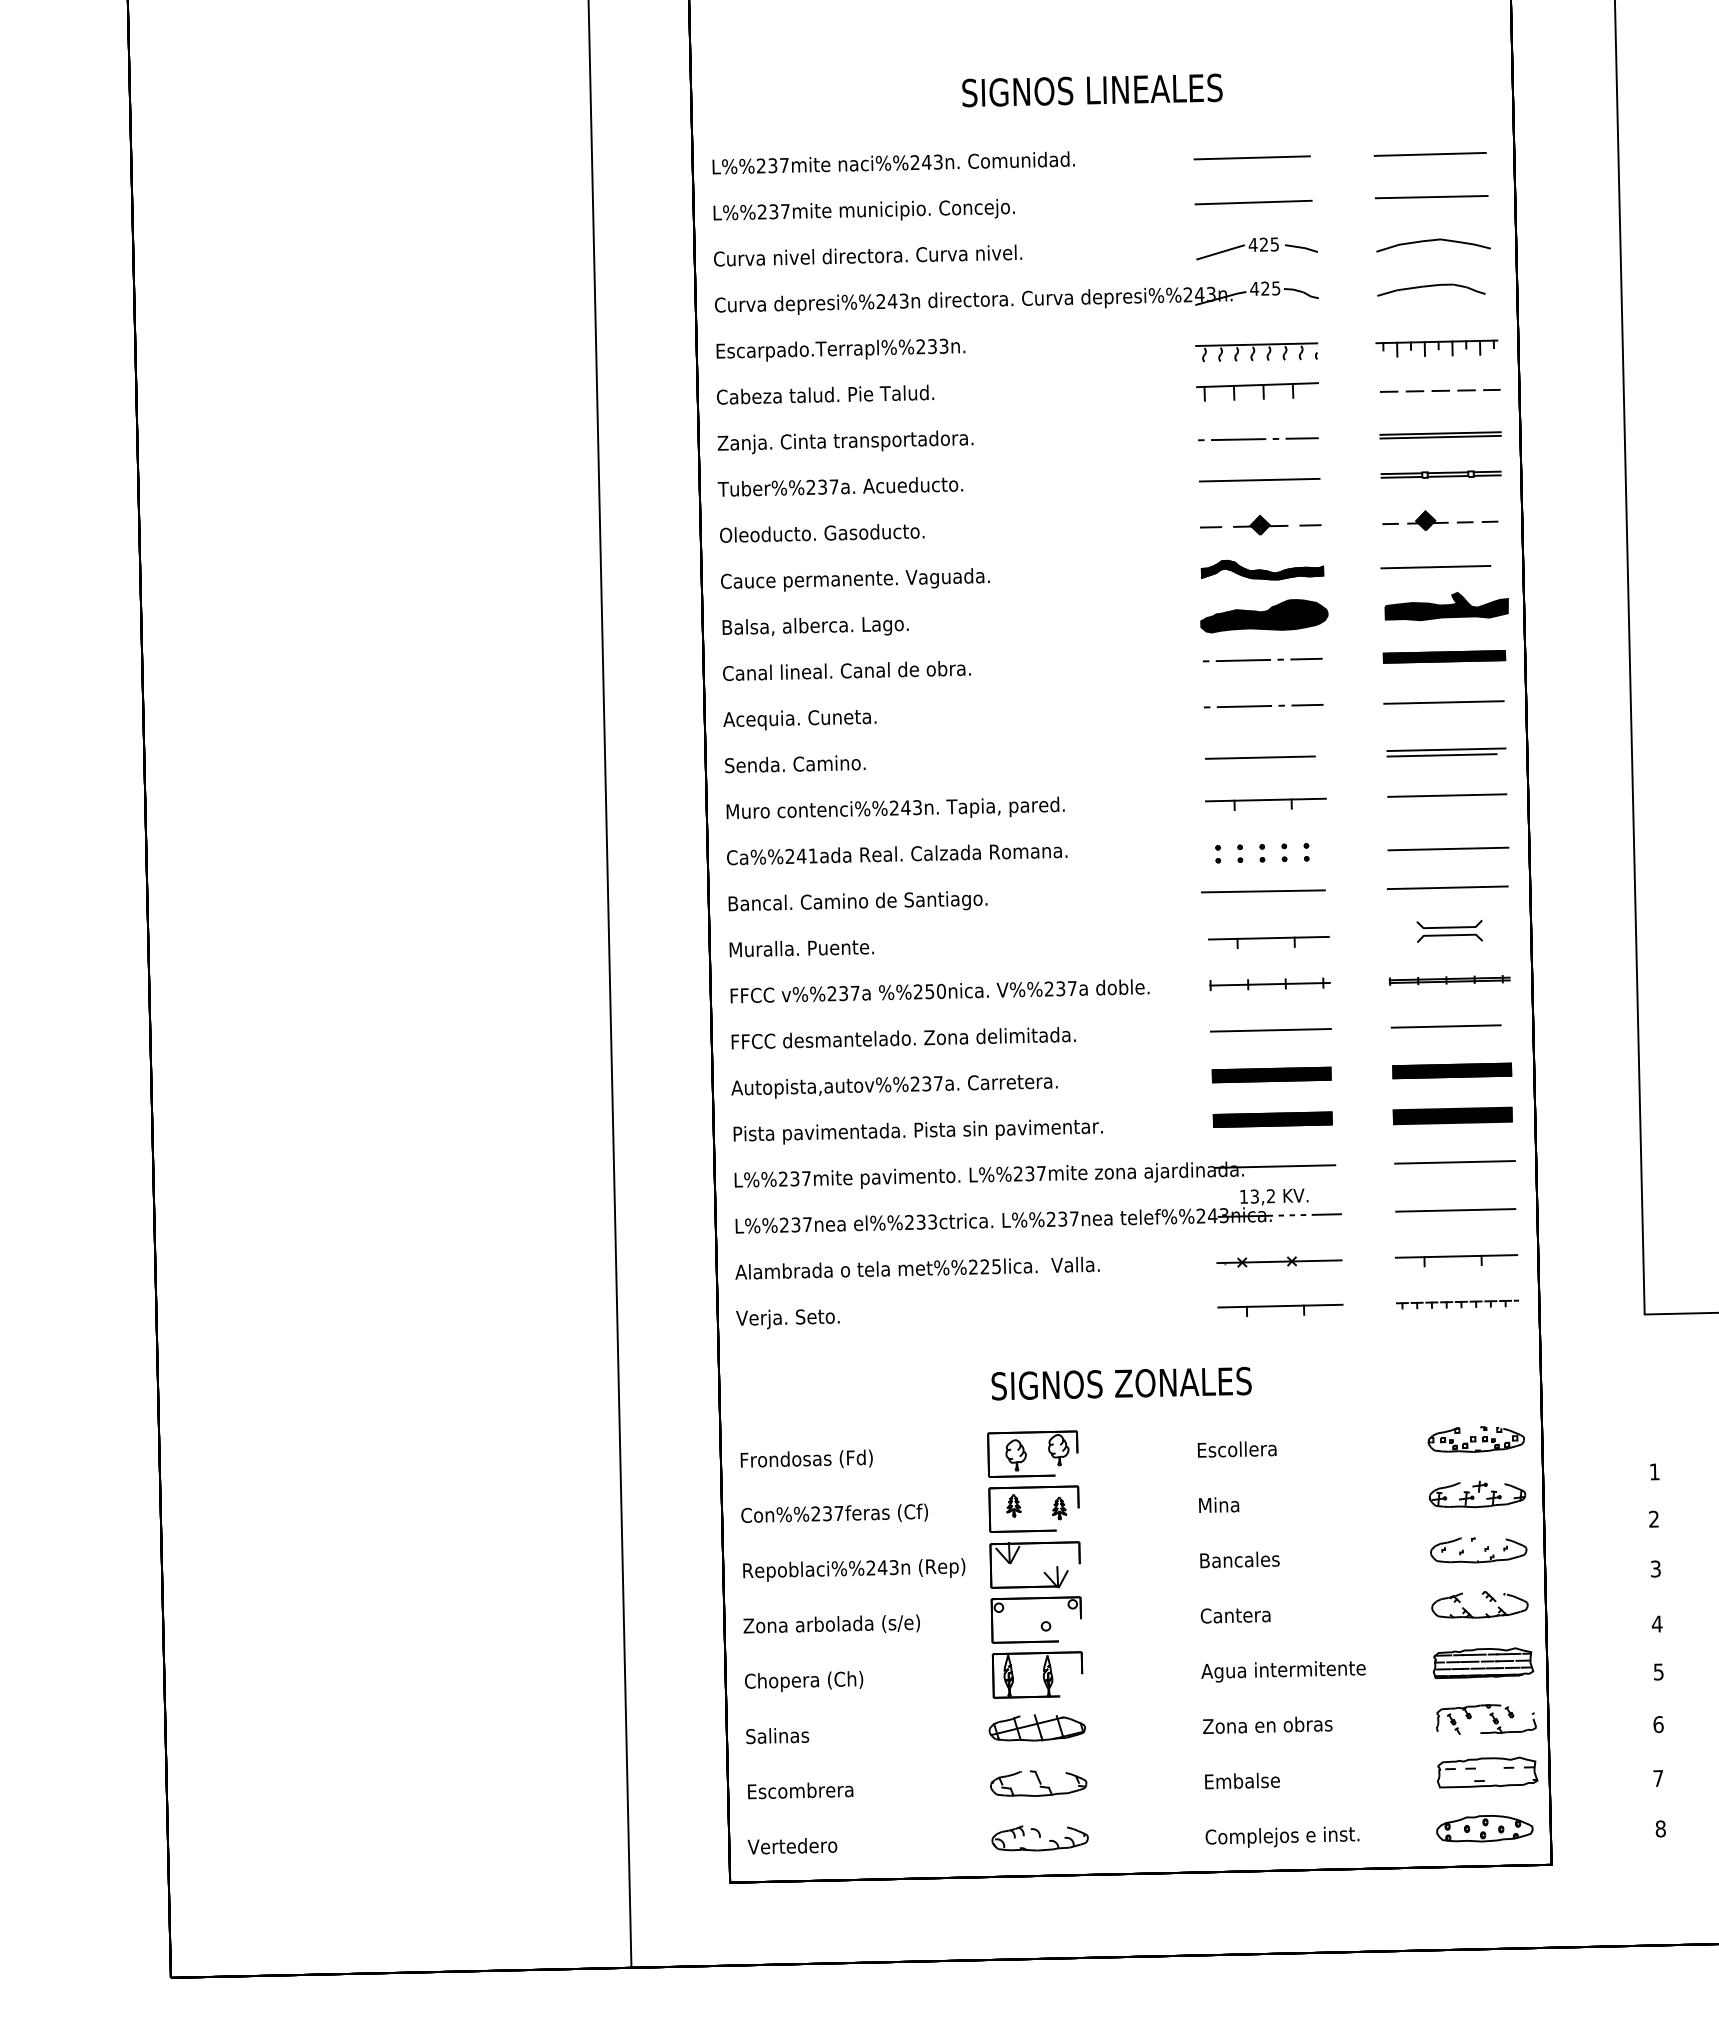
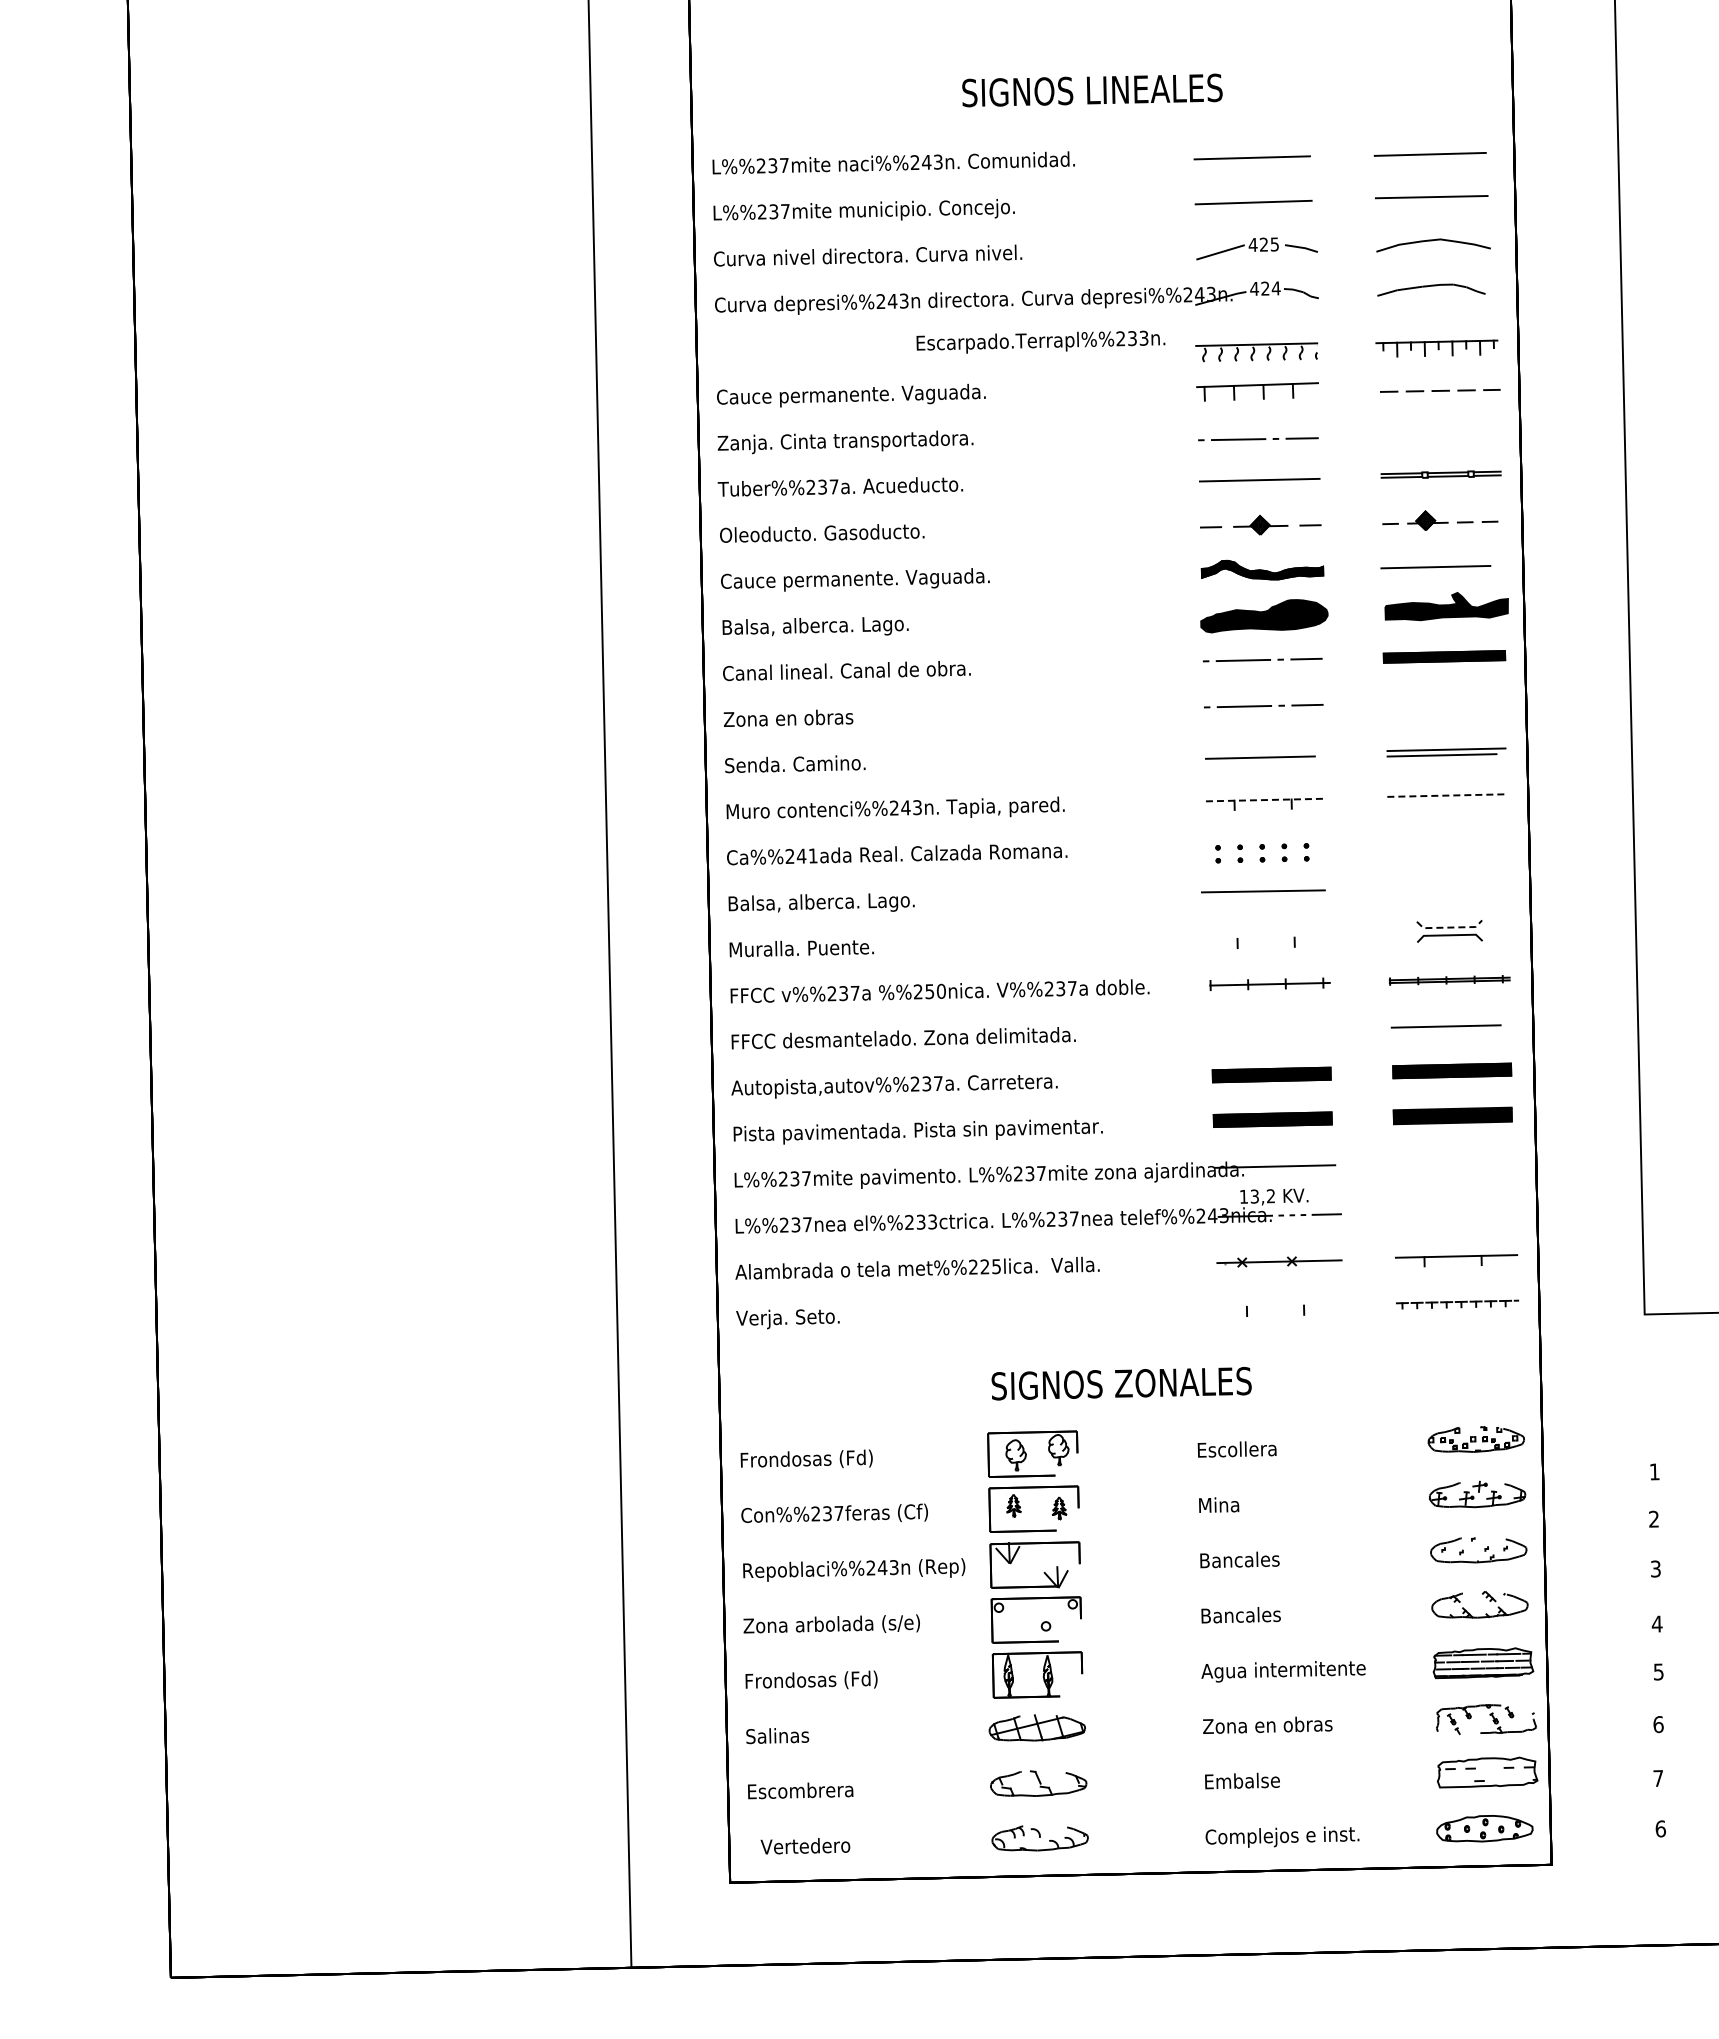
text: 425 -> 424 (1275, 288)
text position: (840, 349) -> (1040, 341) (1040, 341)
text: Cabeza talud. Pie Talud. -> Cauce permanente. Vaguada. (863, 395)
part: present -> none (1440, 435)
line: present -> none (1443, 702)
text: Acequia. Cuneta. -> Zona en obras (799, 719)
line: solid -> dashed (1447, 795)
line: solid -> dashed (1265, 800)
line: present -> none (1448, 848)
line: present -> none (1447, 887)
text: Bancal. Camino de Santiago. -> Balsa, alberca. Lago. (869, 901)
line: solid -> dashed (1450, 927)
line: present -> none (1268, 937)
line: present -> none (1270, 1030)
line: present -> none (1454, 1162)
line: present -> none (1455, 1210)
line: present -> none (1280, 1305)
text: Cantera -> Bancales (1240, 1615)
text: Chopera (Ch) -> Frondosas (Fd) (811, 1681)
text: 8 -> 6 (1660, 1828)
text position: (792, 1846) -> (805, 1846) (805, 1846)
